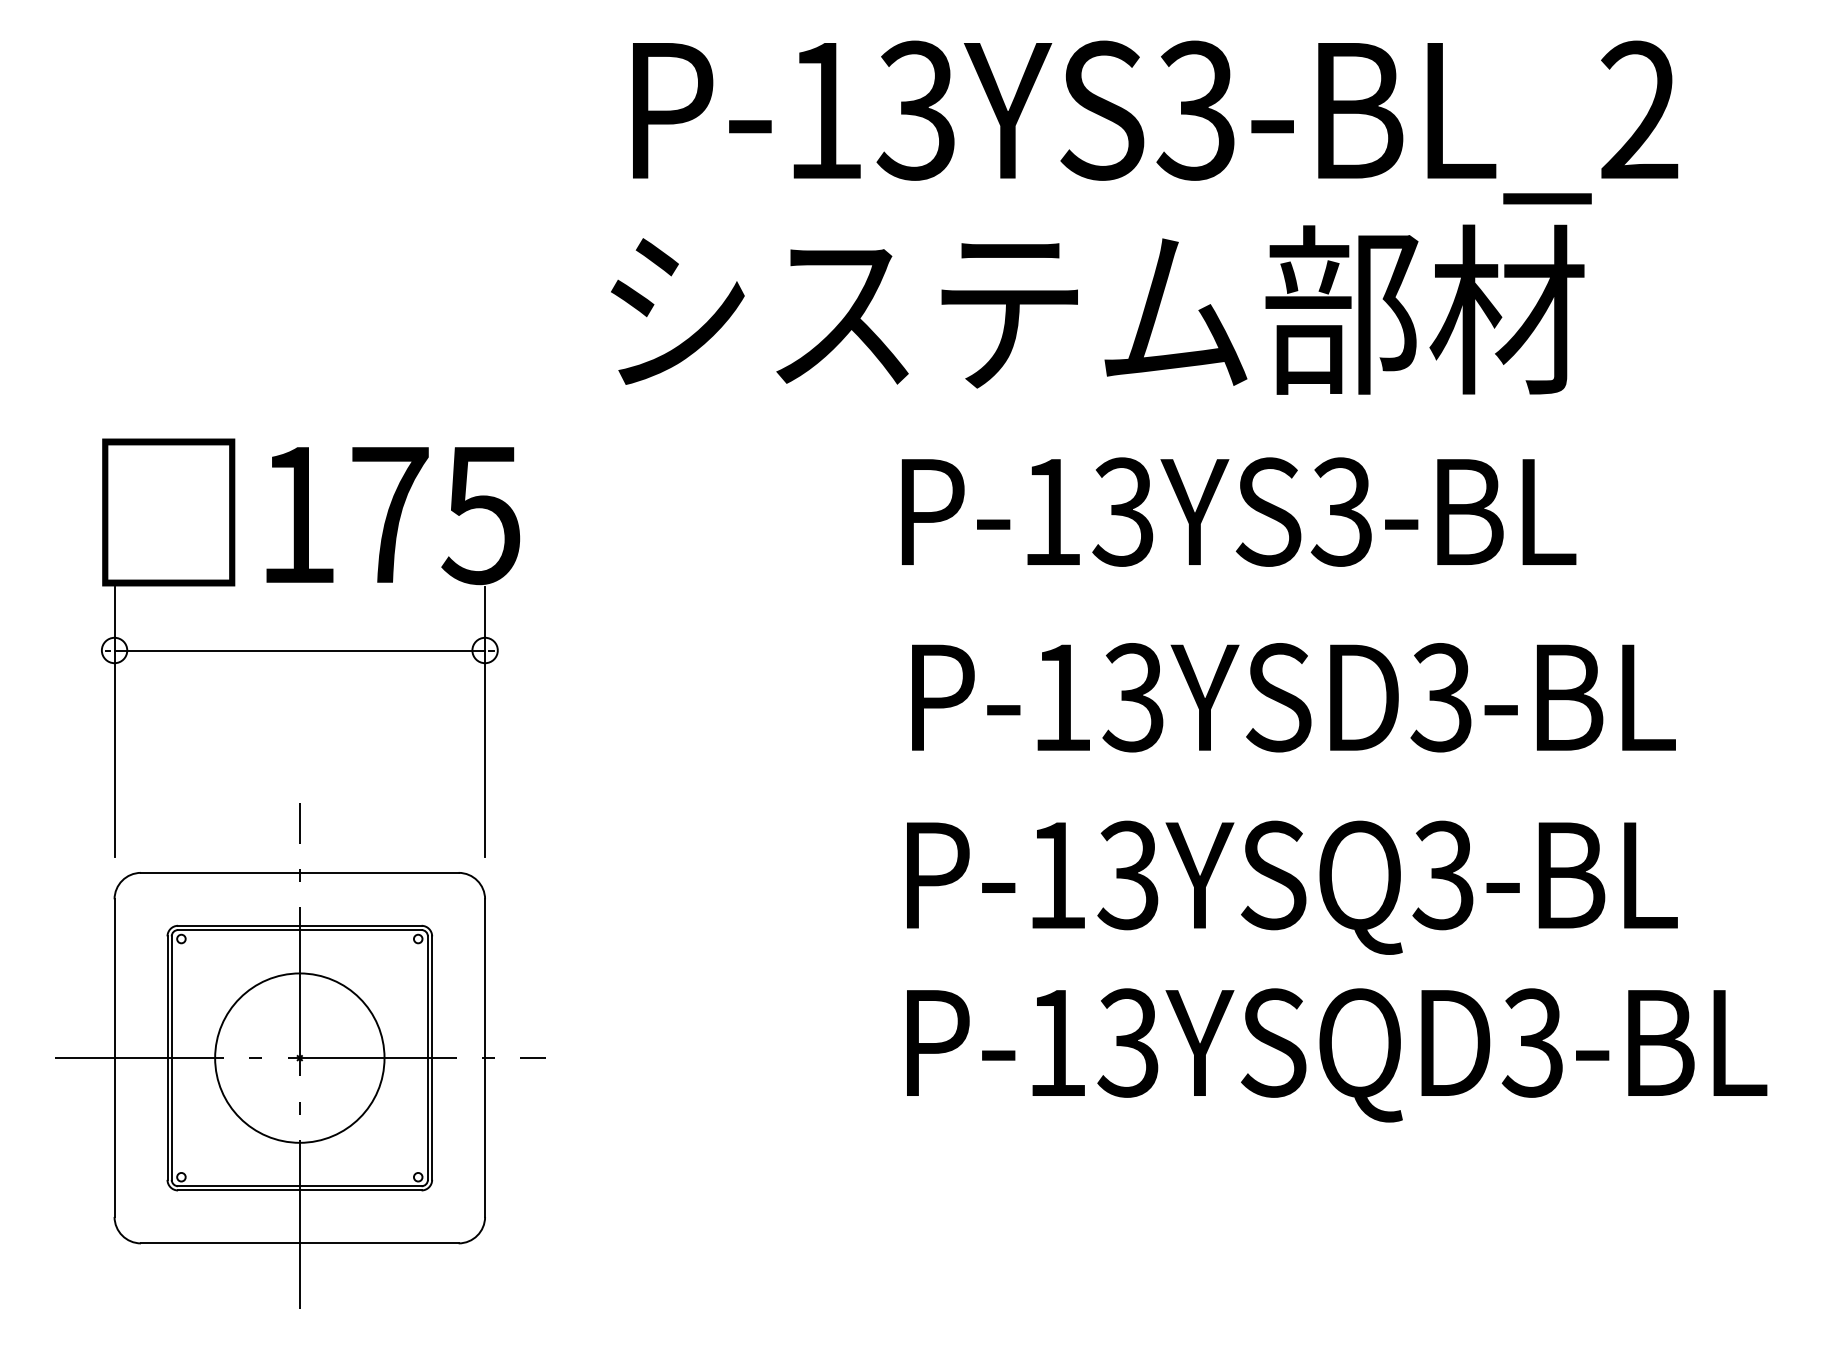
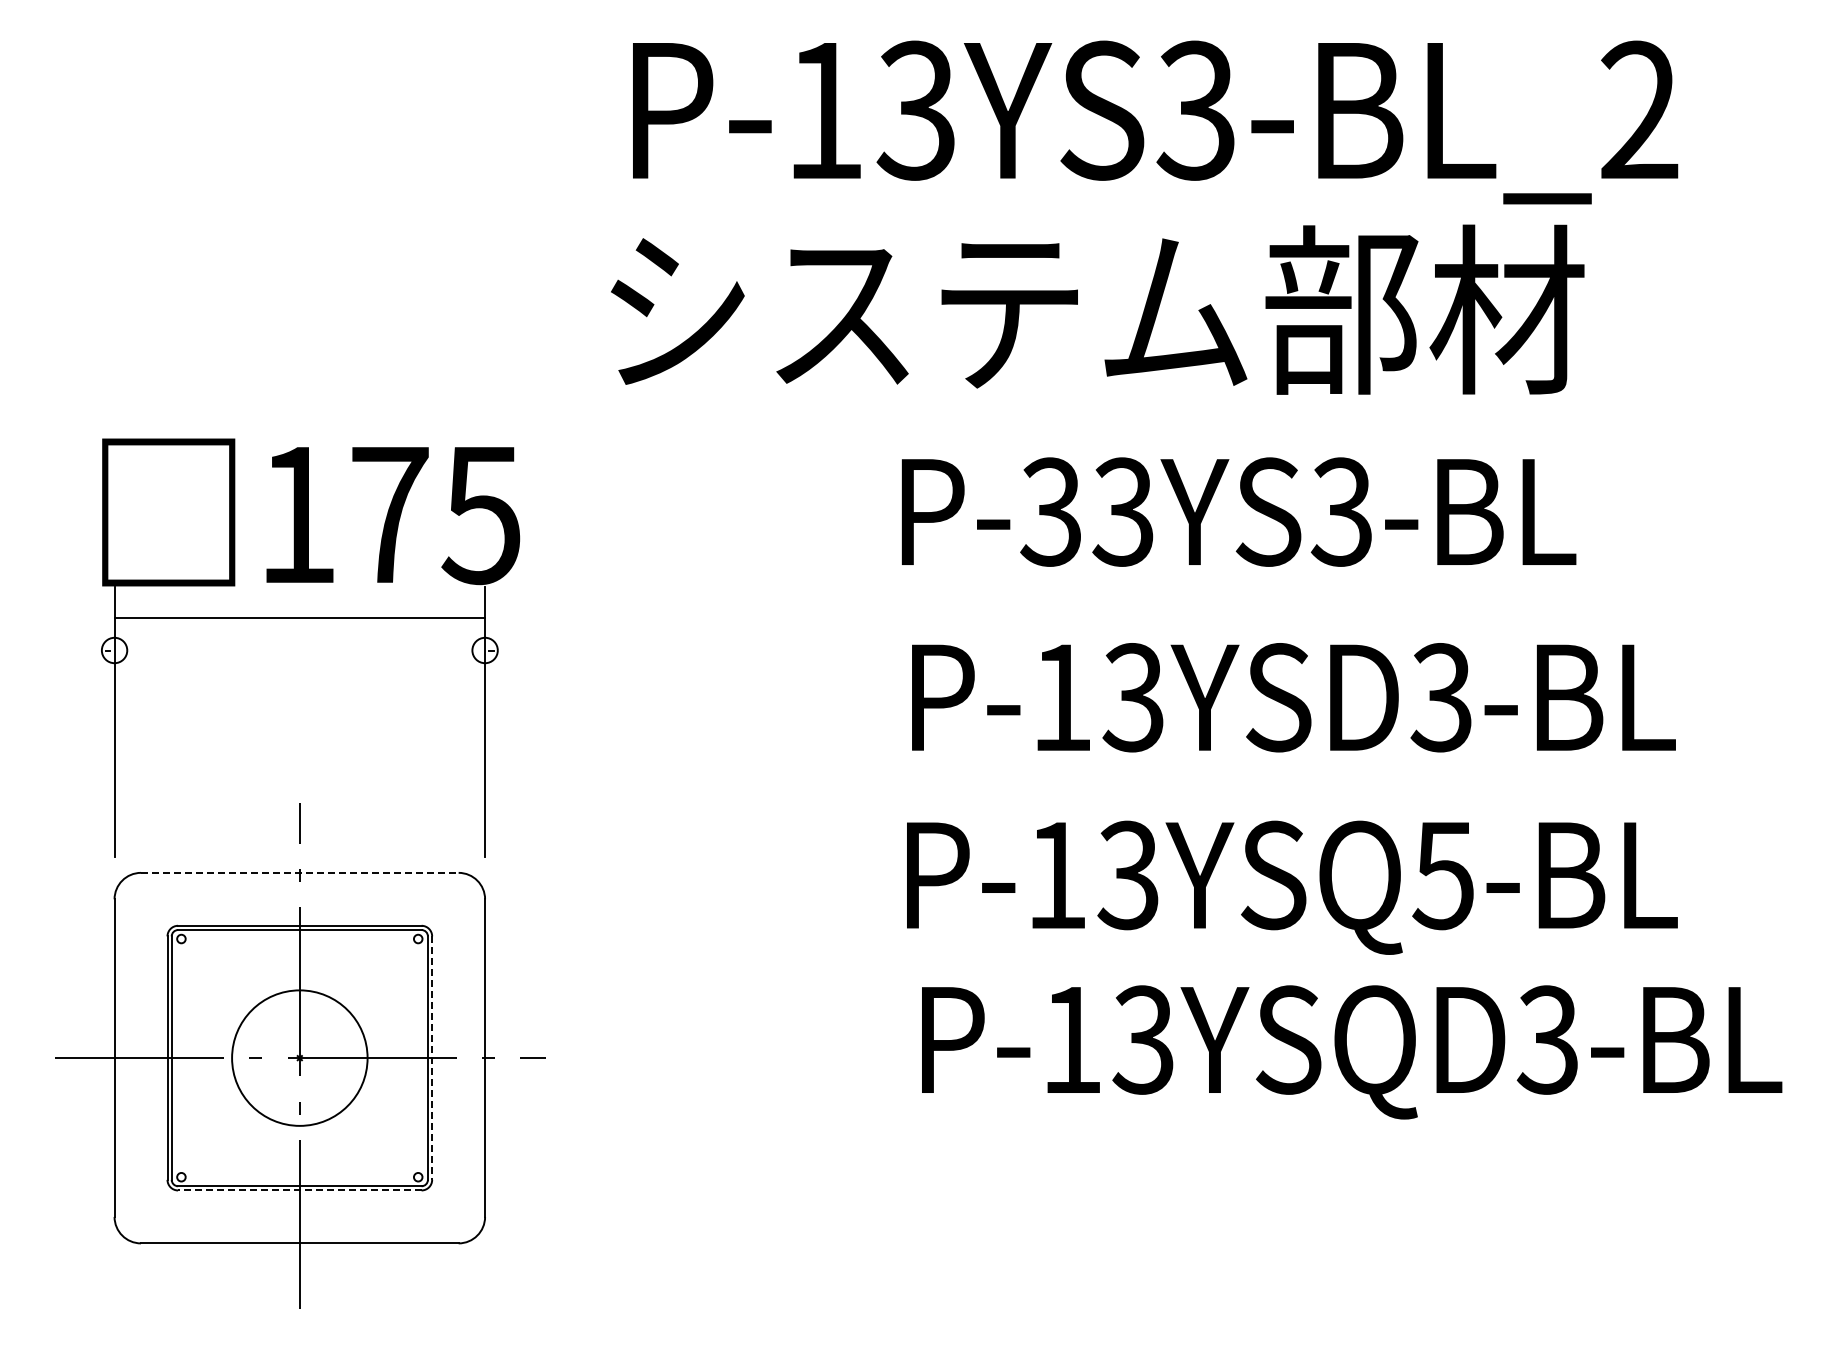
text: P-13YS3-BL -> P-33YS3-BL (1050, 511)
line position: (299, 650) -> (299, 617) (299, 617)
line: solid -> dashed (299, 872)
text: P-13YSQ3-BL -> P-13YSQ5-BL (1442, 874)
text position: (1337, 1055) -> (1352, 1052) (1352, 1052)
circle diameter: 169 px -> 136 px (299, 1057)
line: solid -> dashed (432, 1058)
line: solid -> dashed (299, 1190)
